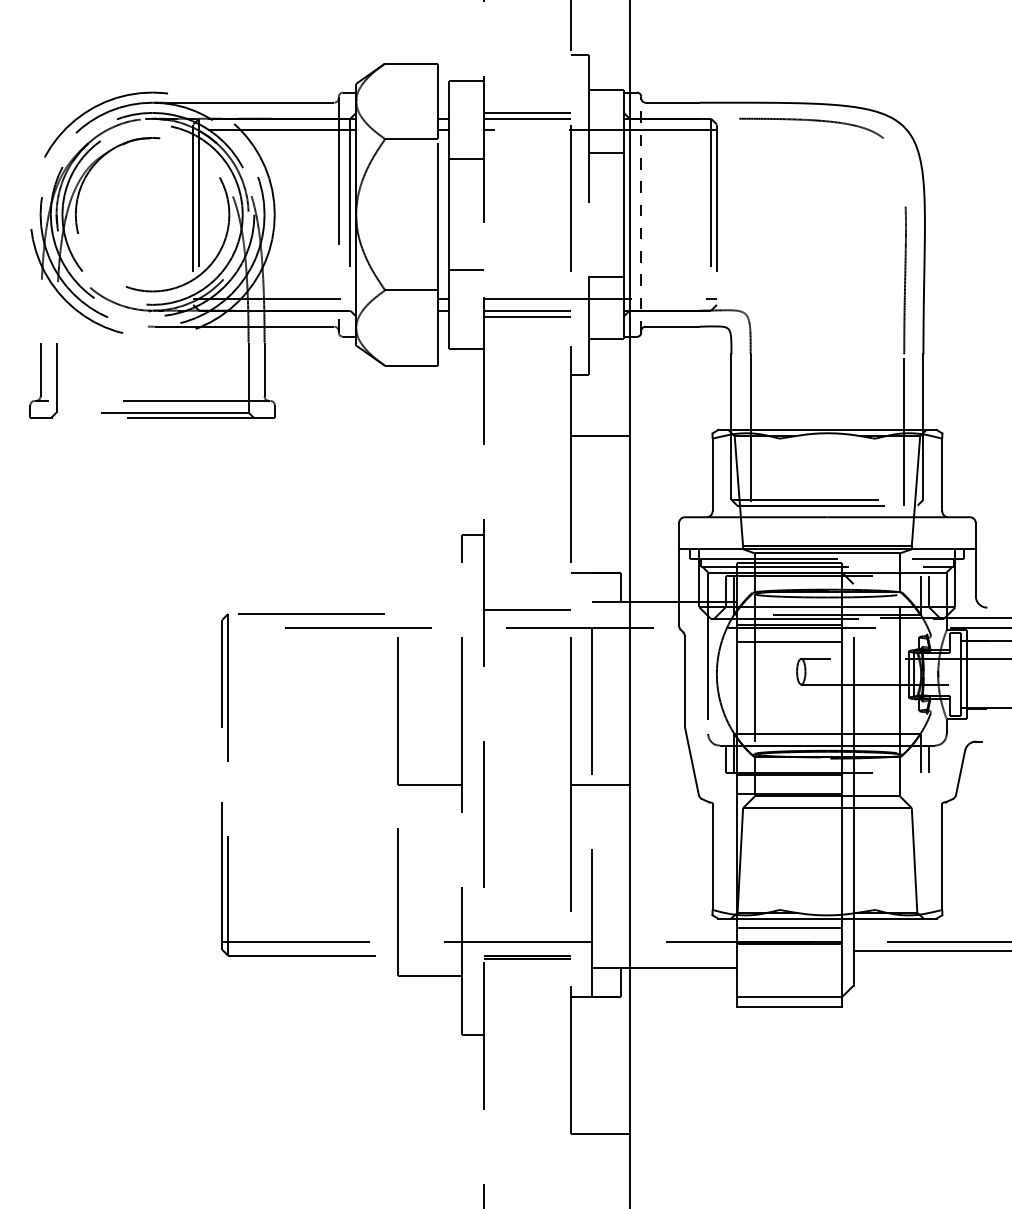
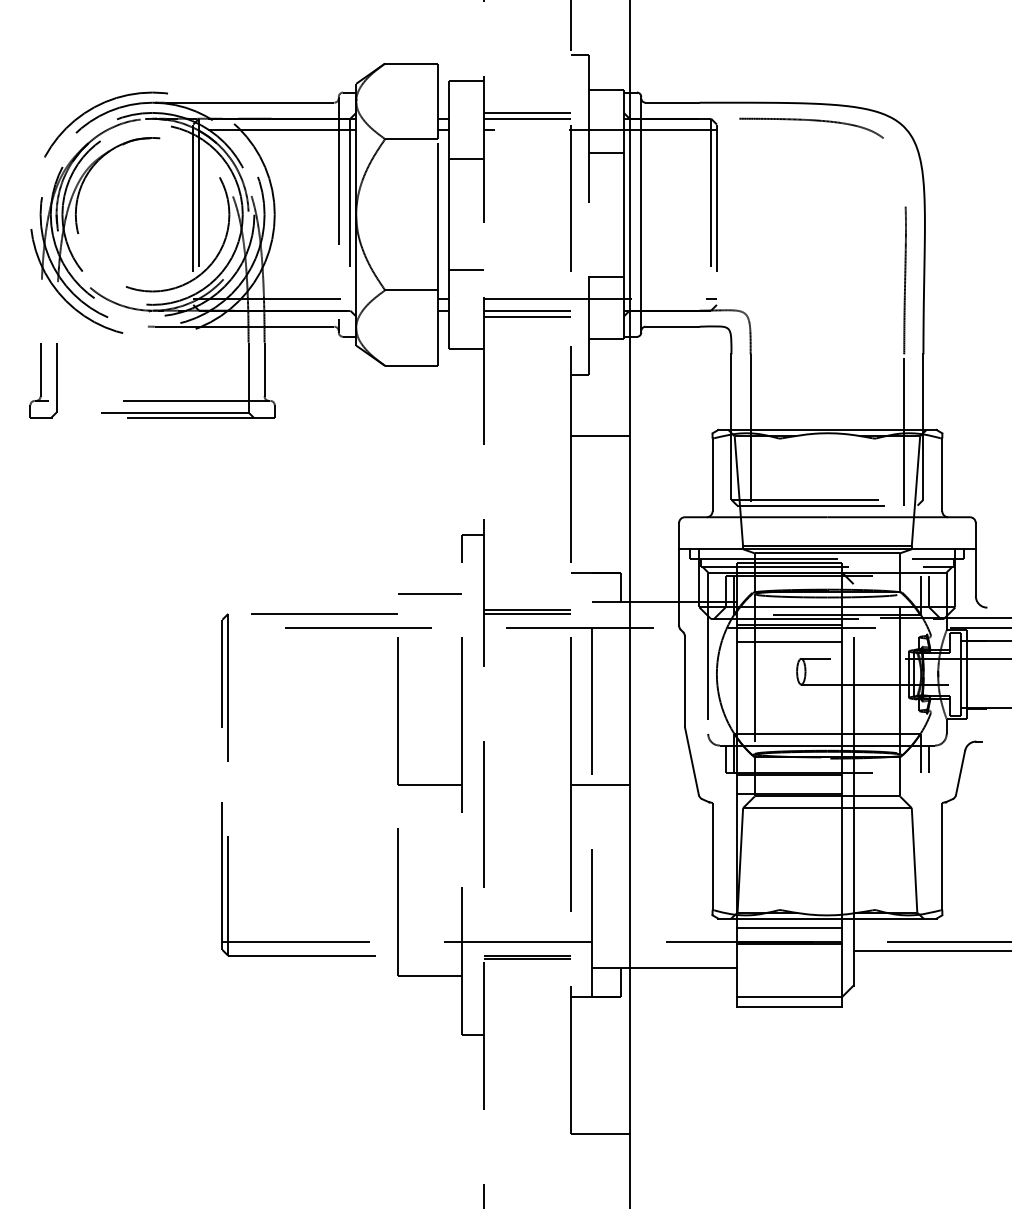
line: dashed -> solid (641, 214)
line: none -> present (429, 593)
line position: (311, 613) -> (324, 613) (324, 613)
line: none -> present (527, 613)
